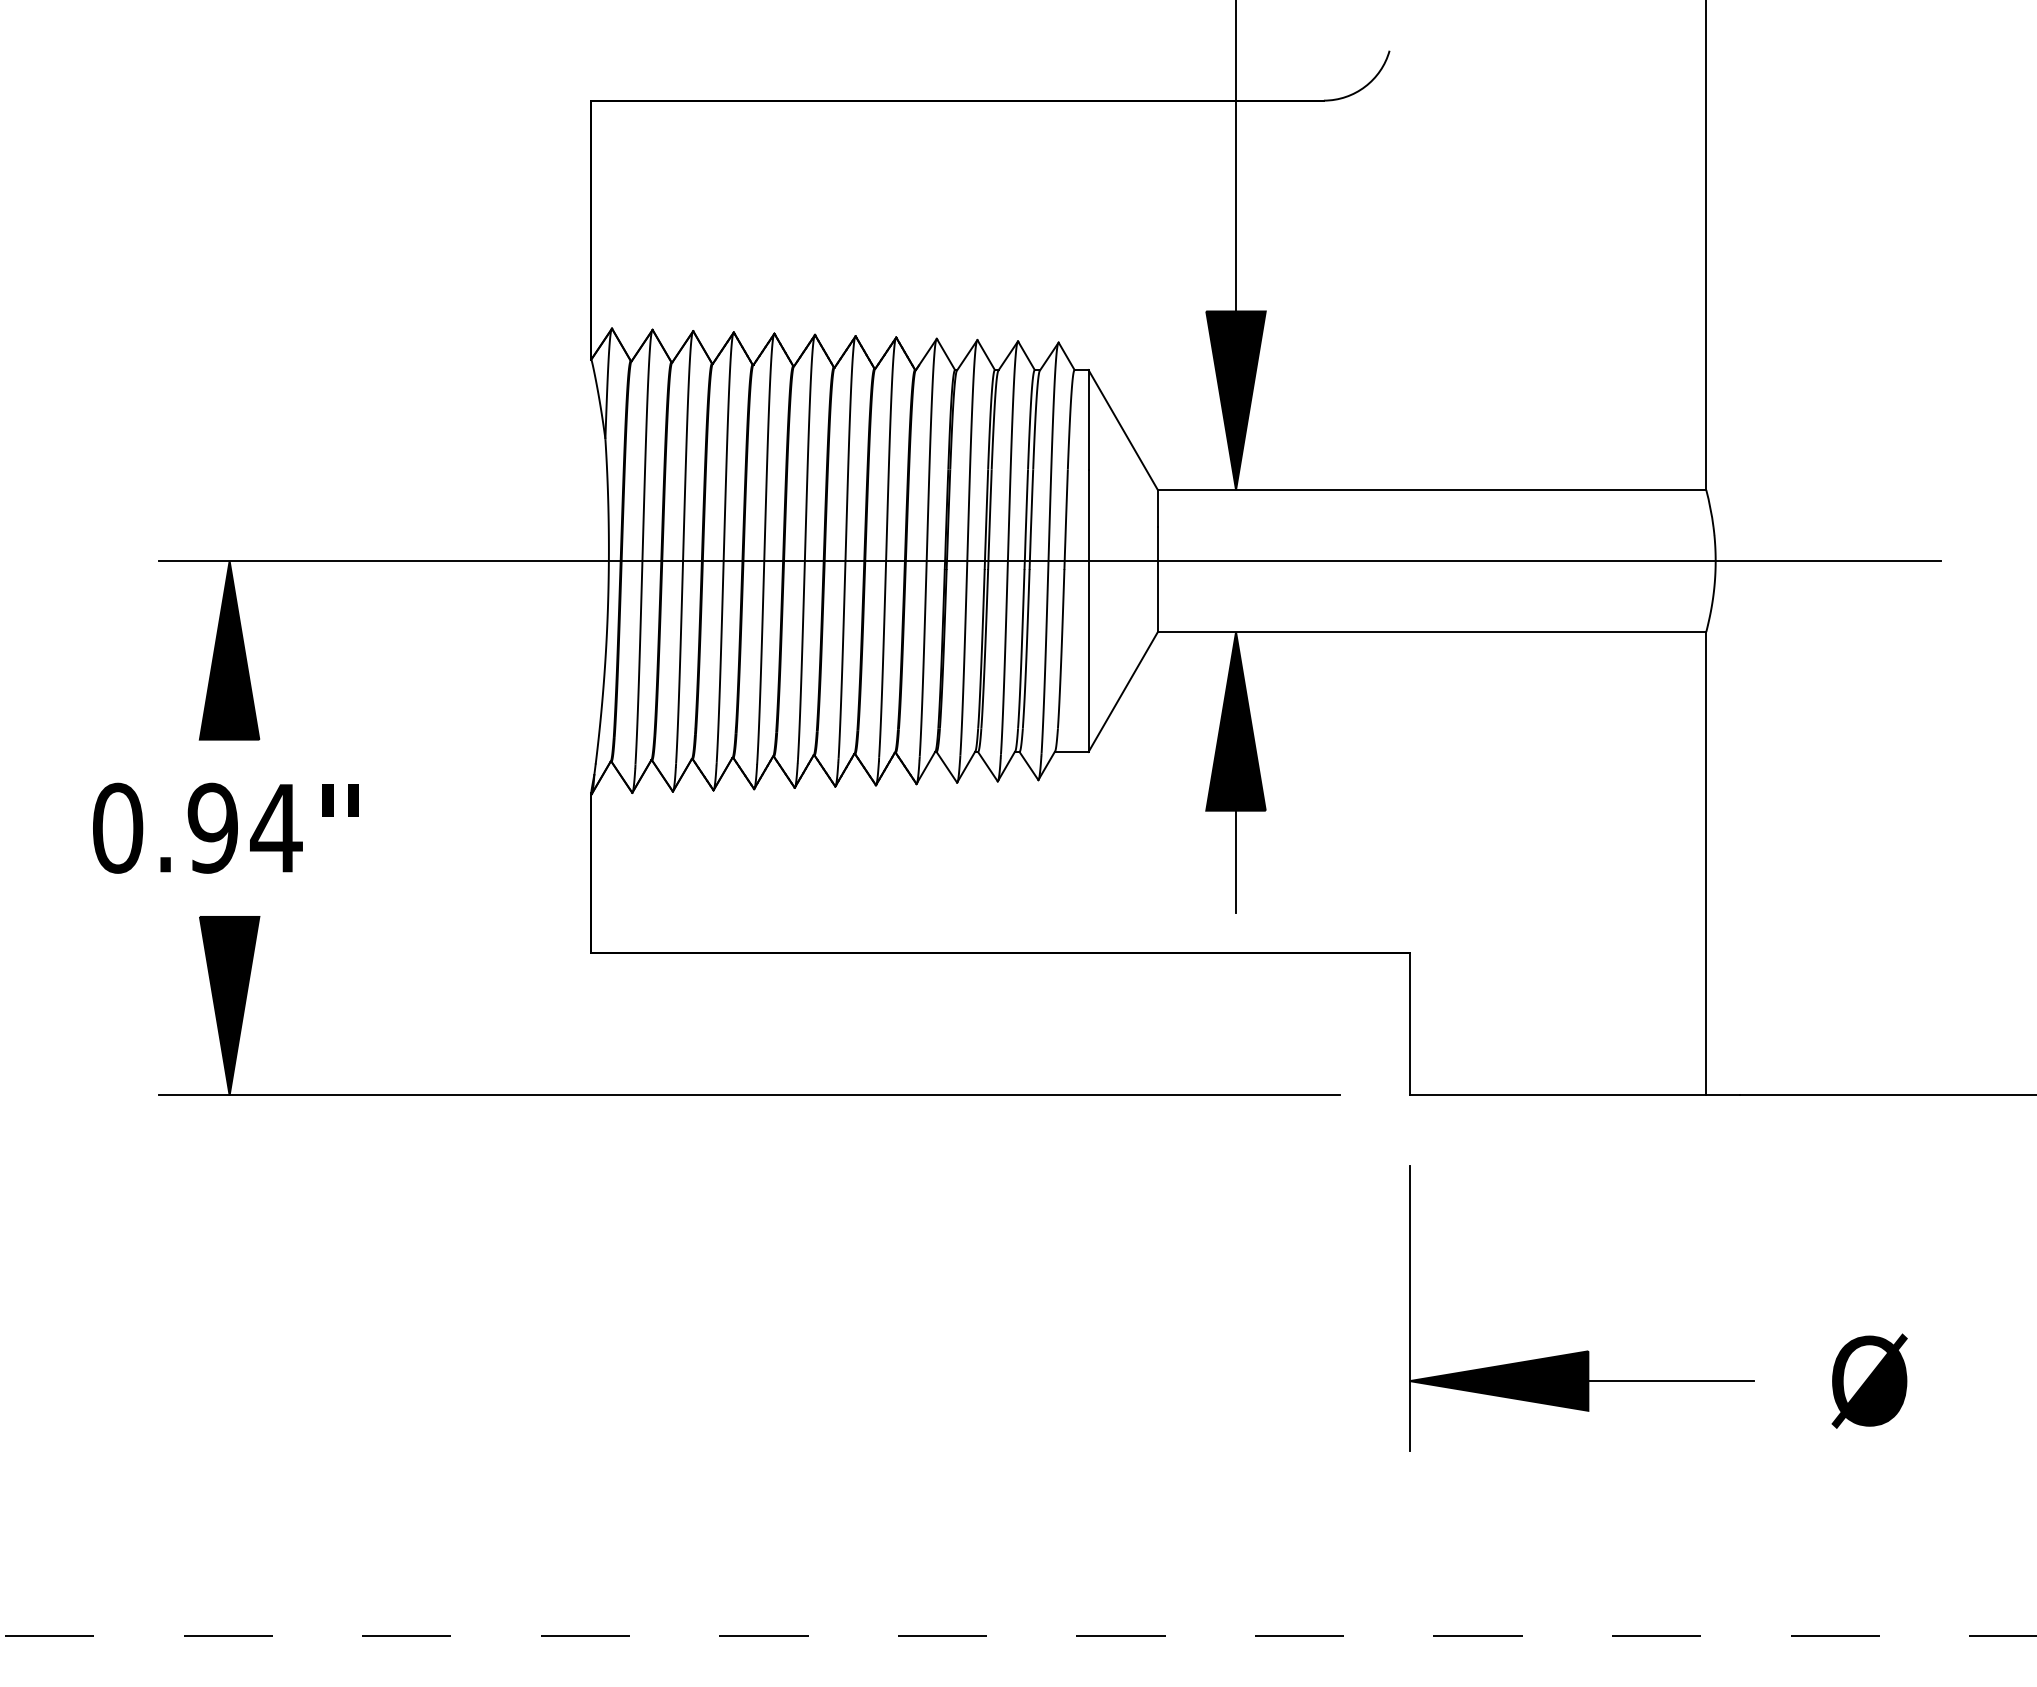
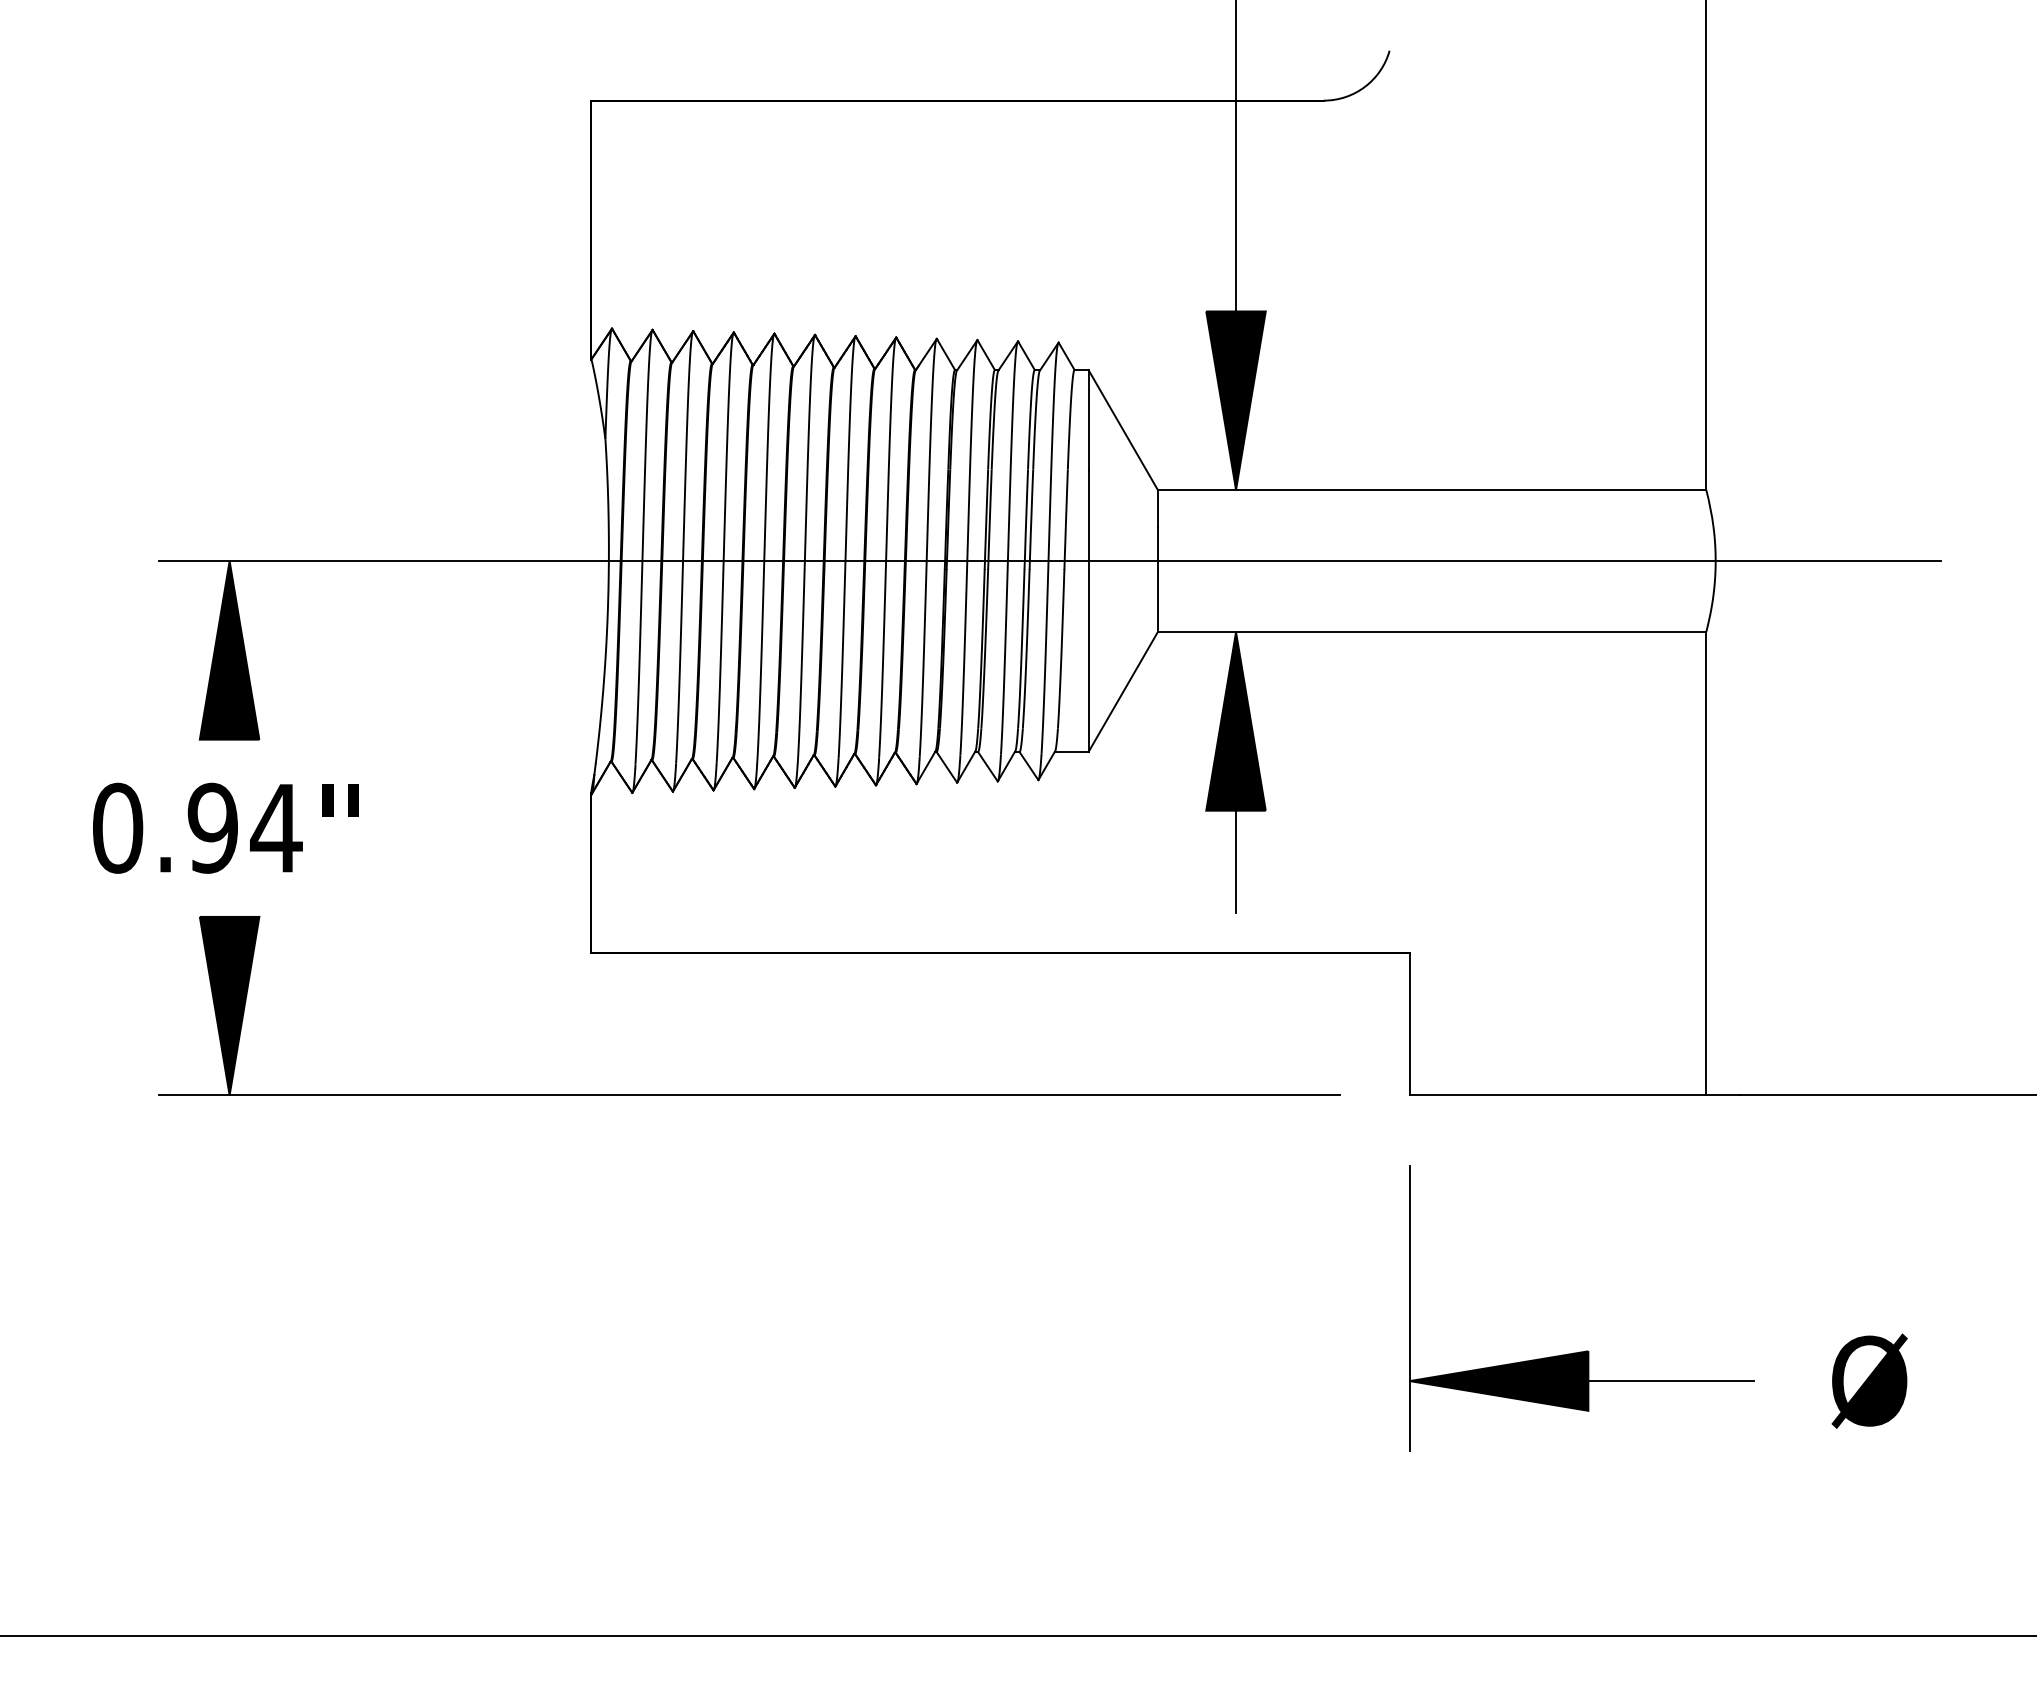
line: dashed -> solid (1018, 1636)
